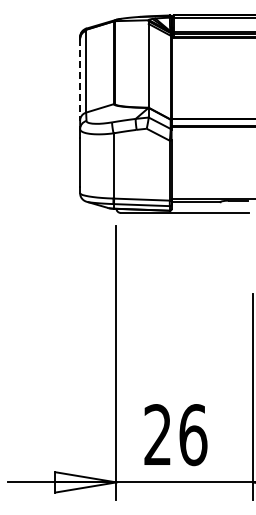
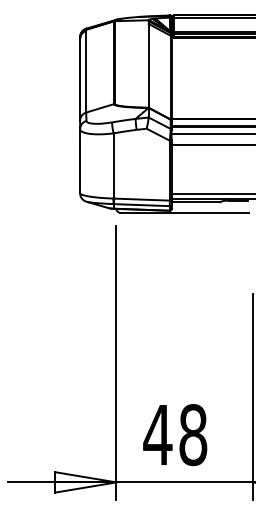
line: dashed -> solid (80, 79)
line: none -> present (211, 134)
line: none -> present (211, 145)
line: none -> present (211, 193)
text: 26 -> 48 (175, 434)
